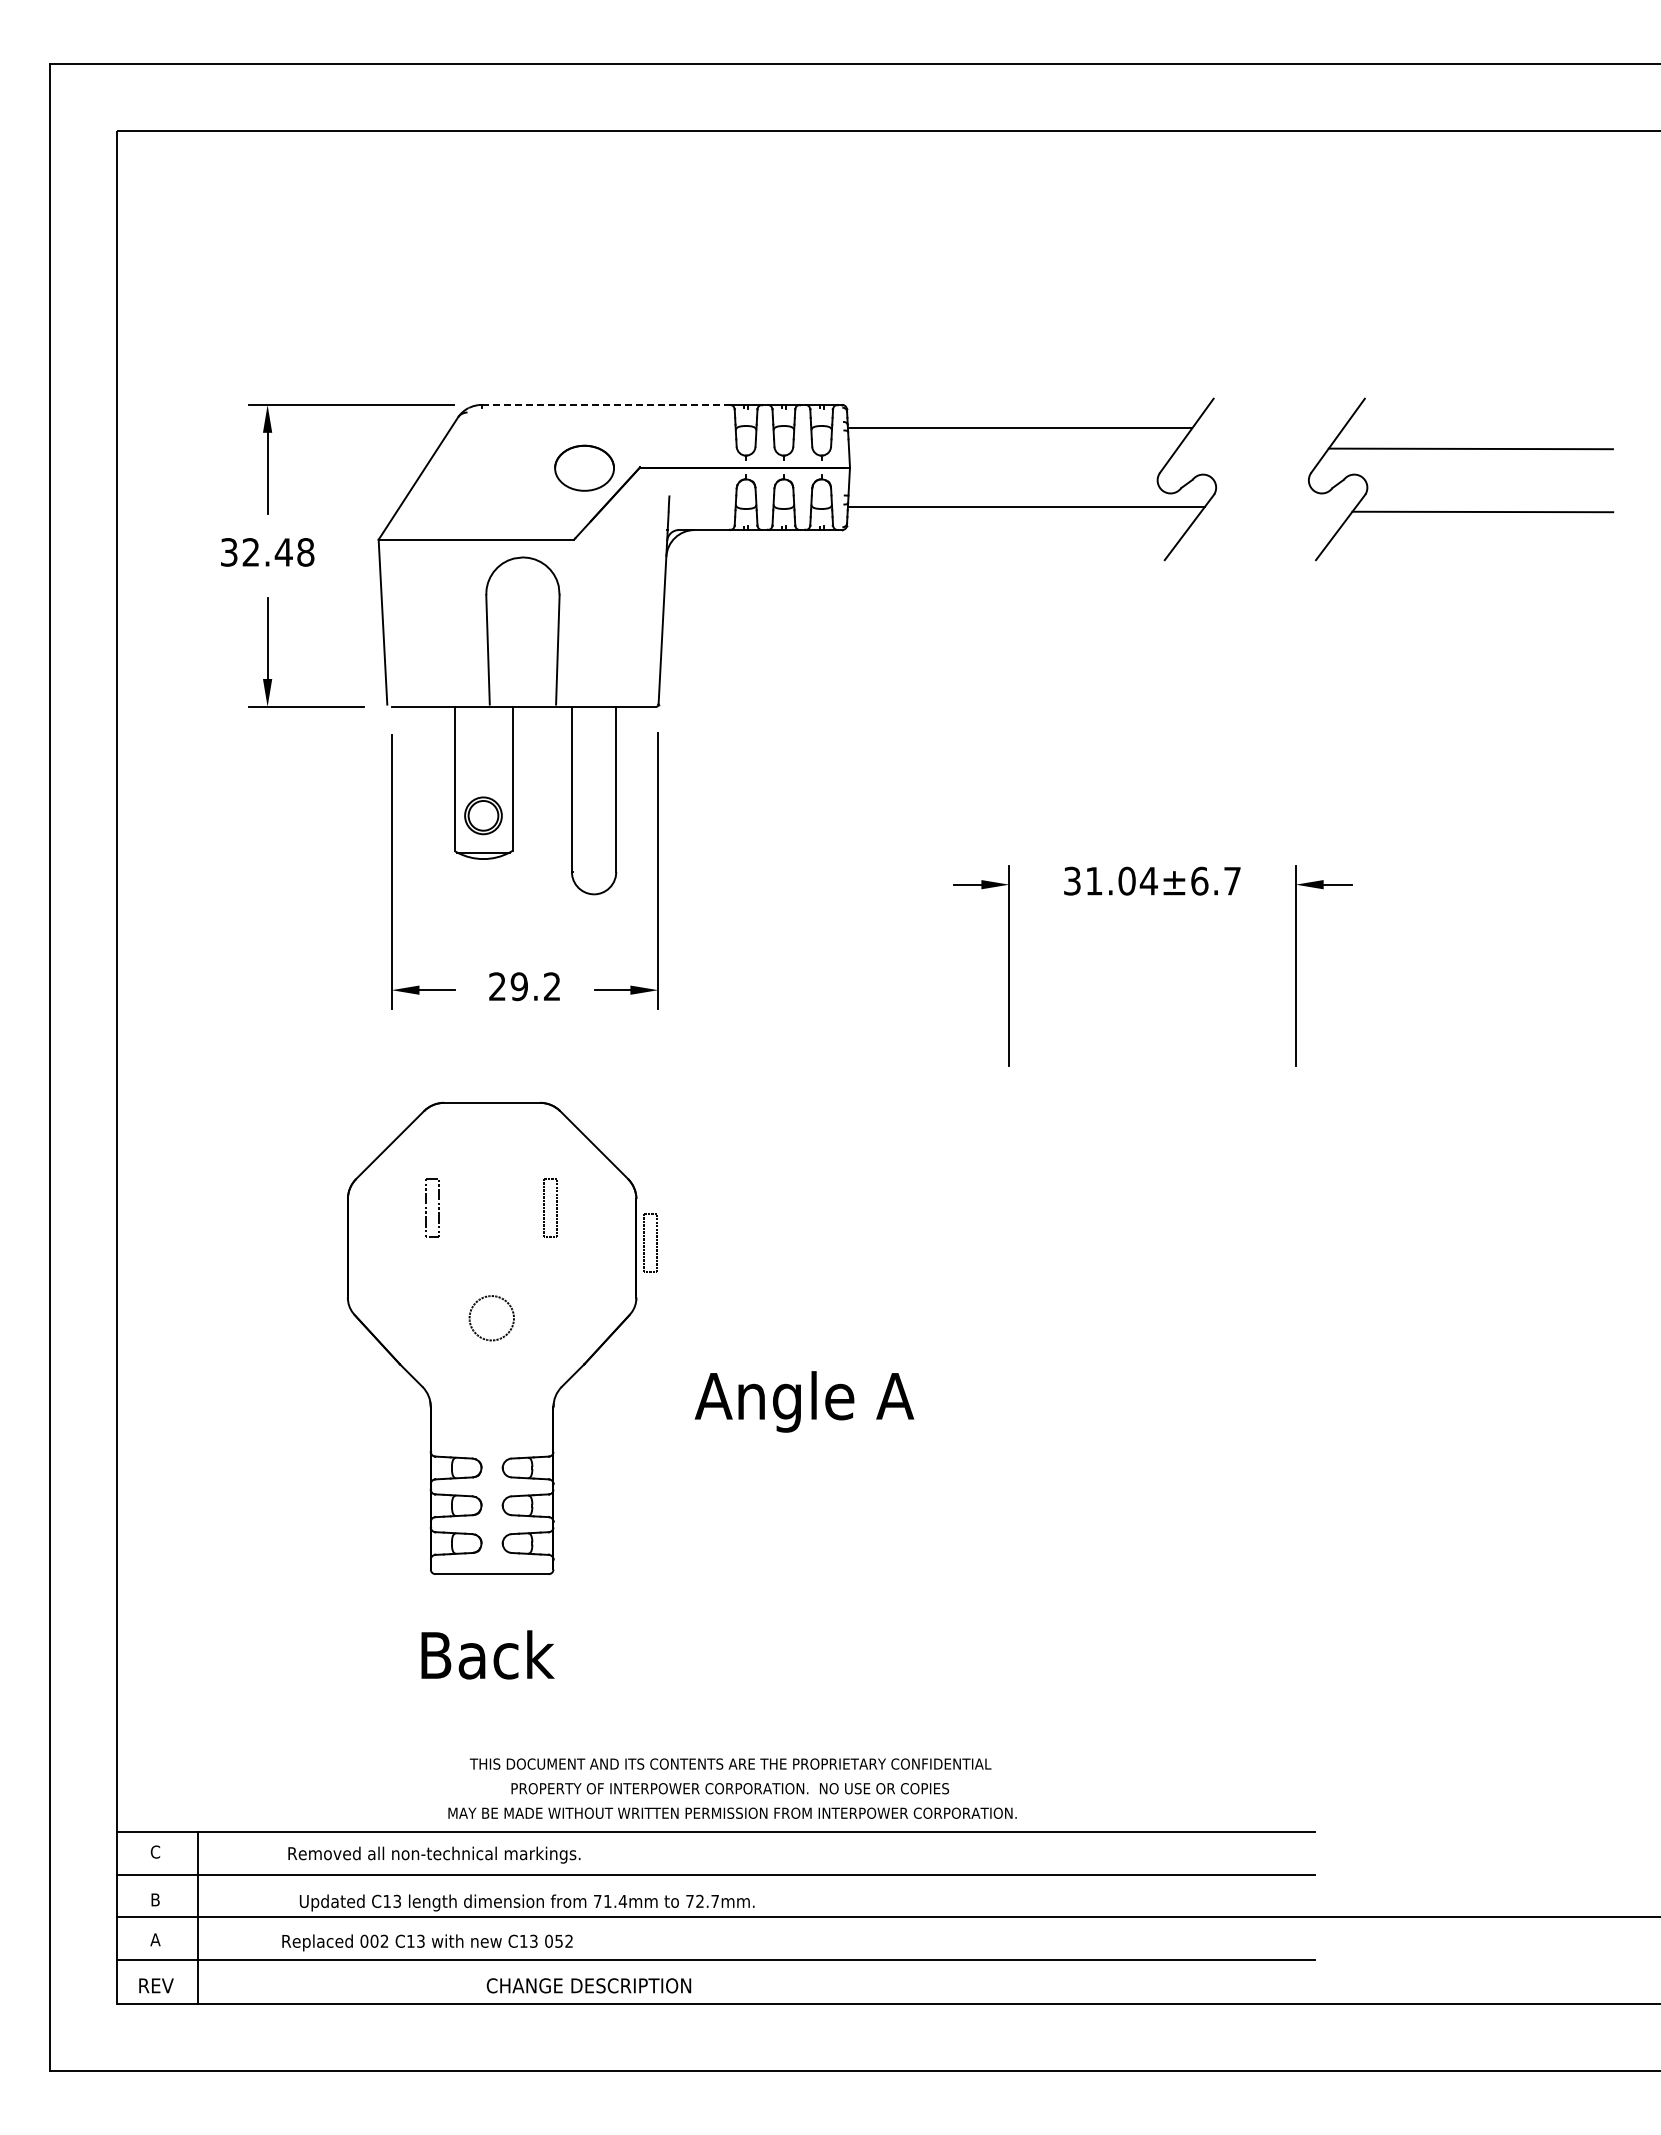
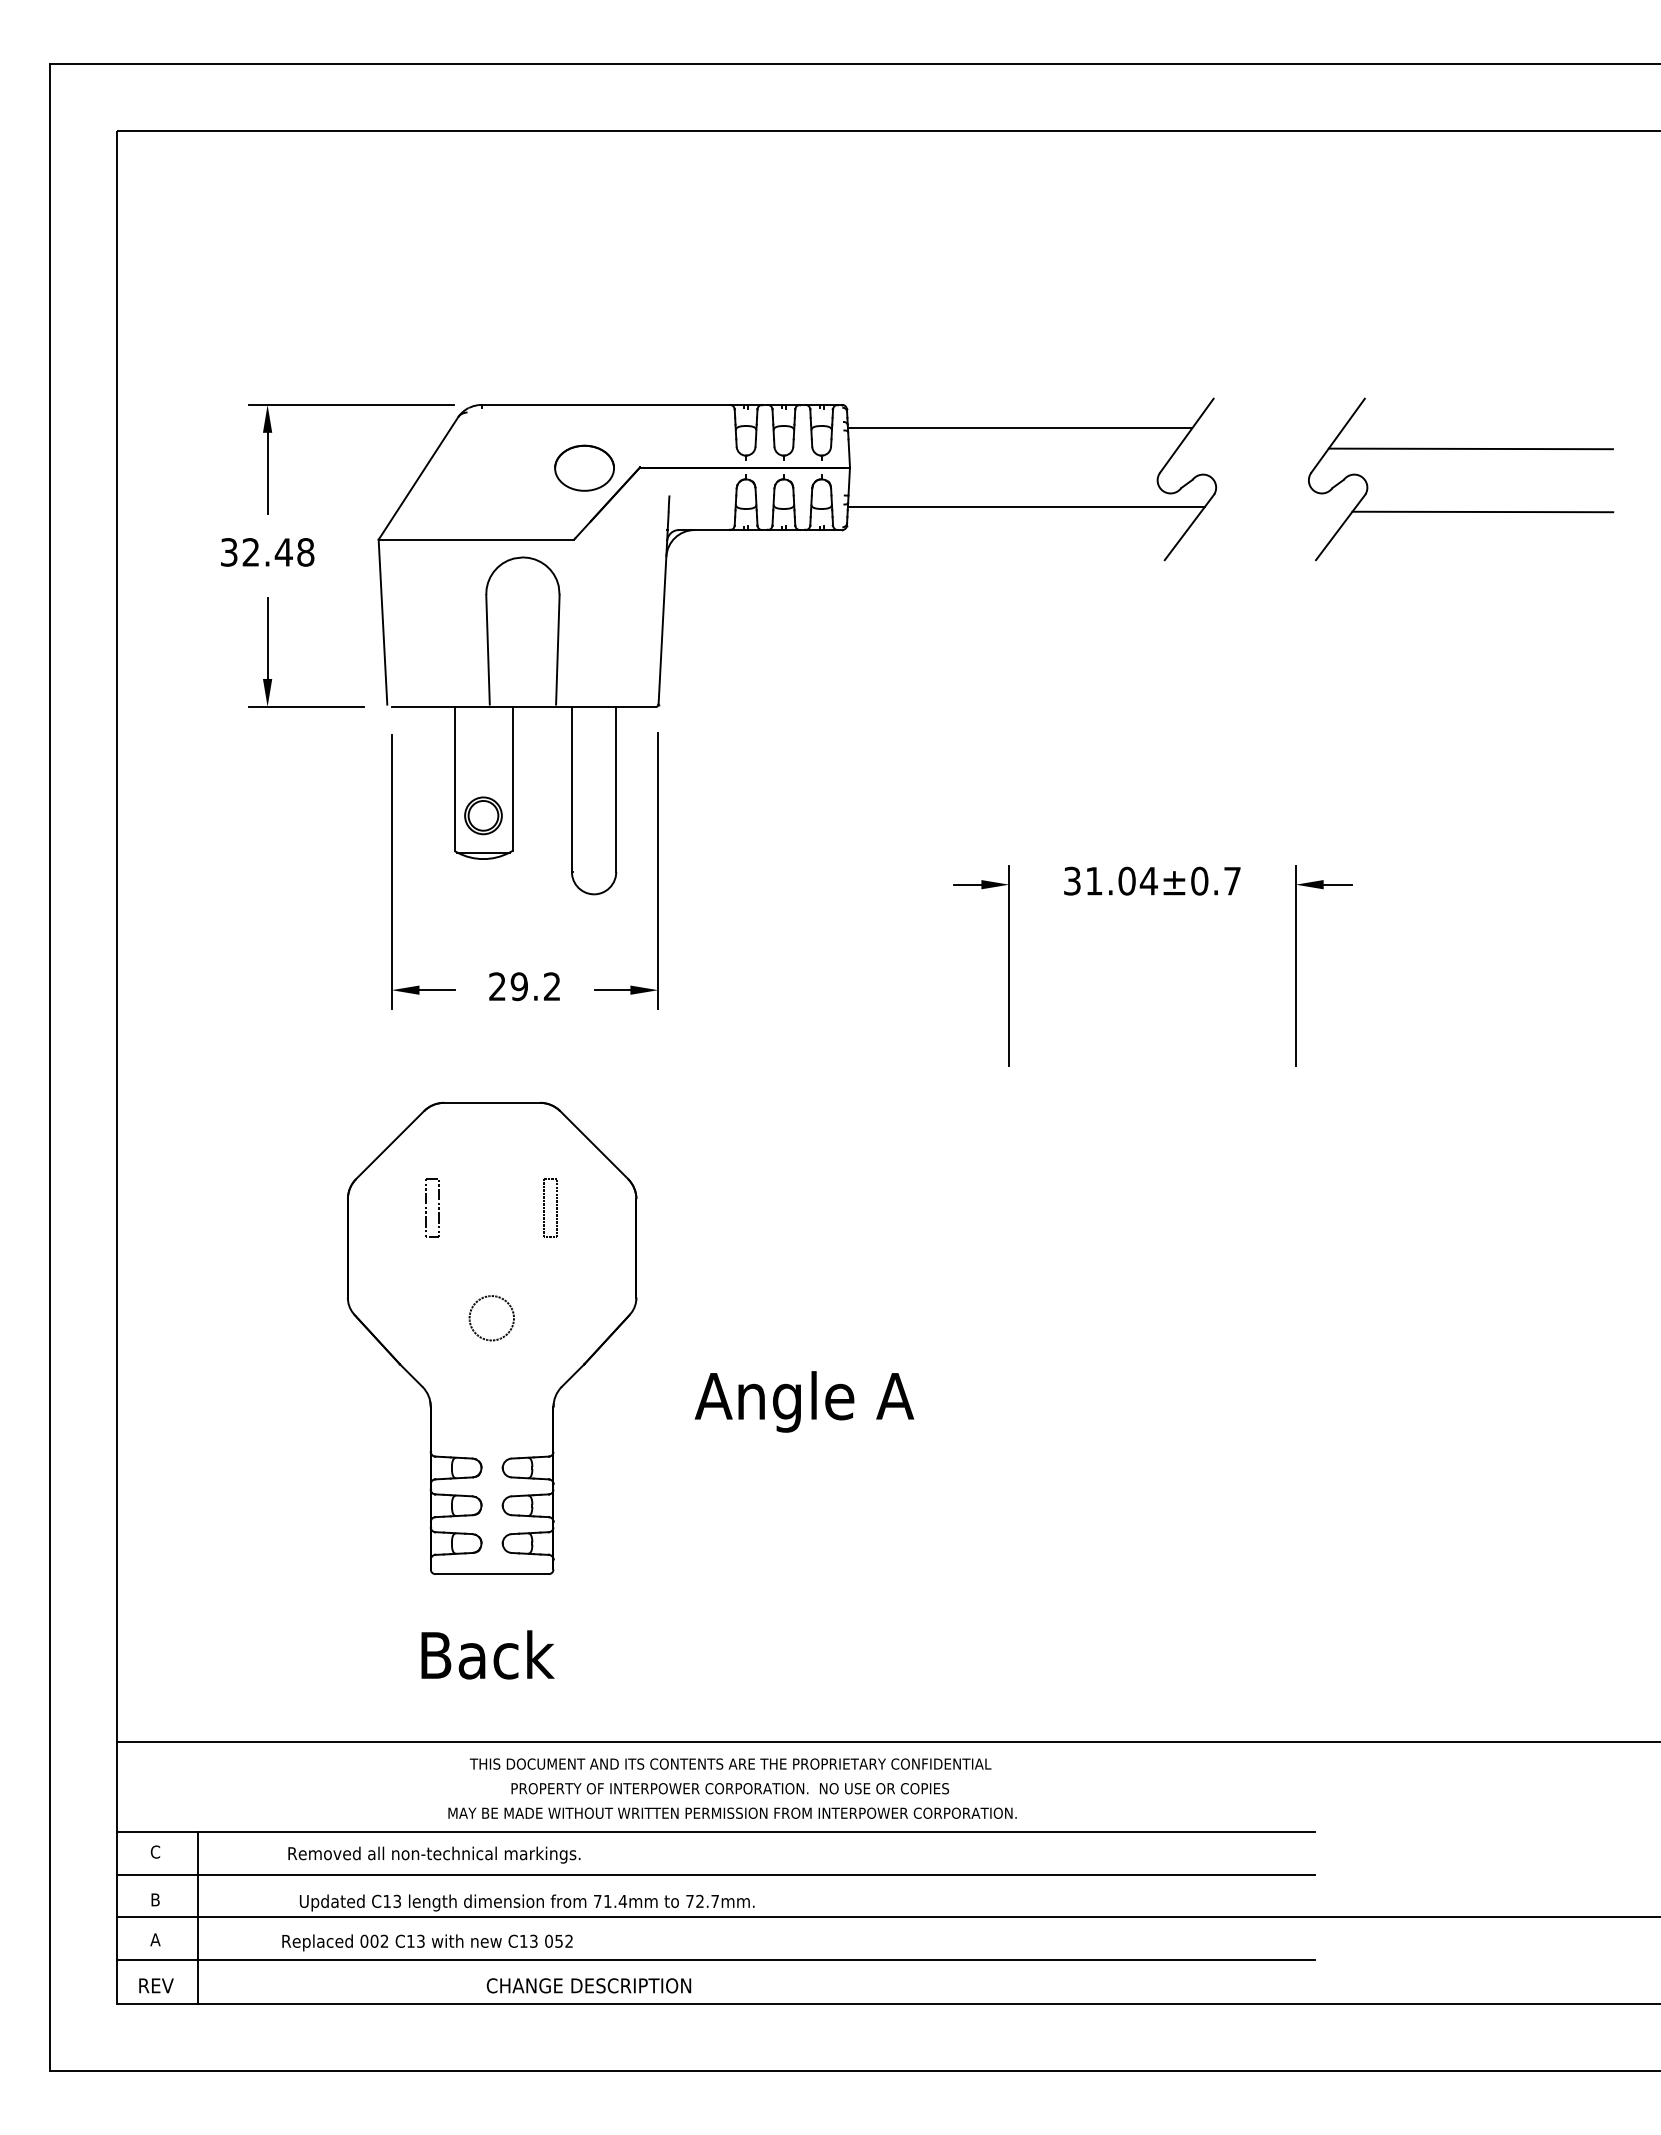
line: dashed -> solid (606, 404)
text: 31.04±6.7 -> 31.04±0.7 (1199, 880)
part: present -> none (650, 1242)
line: none -> present (886, 1742)
